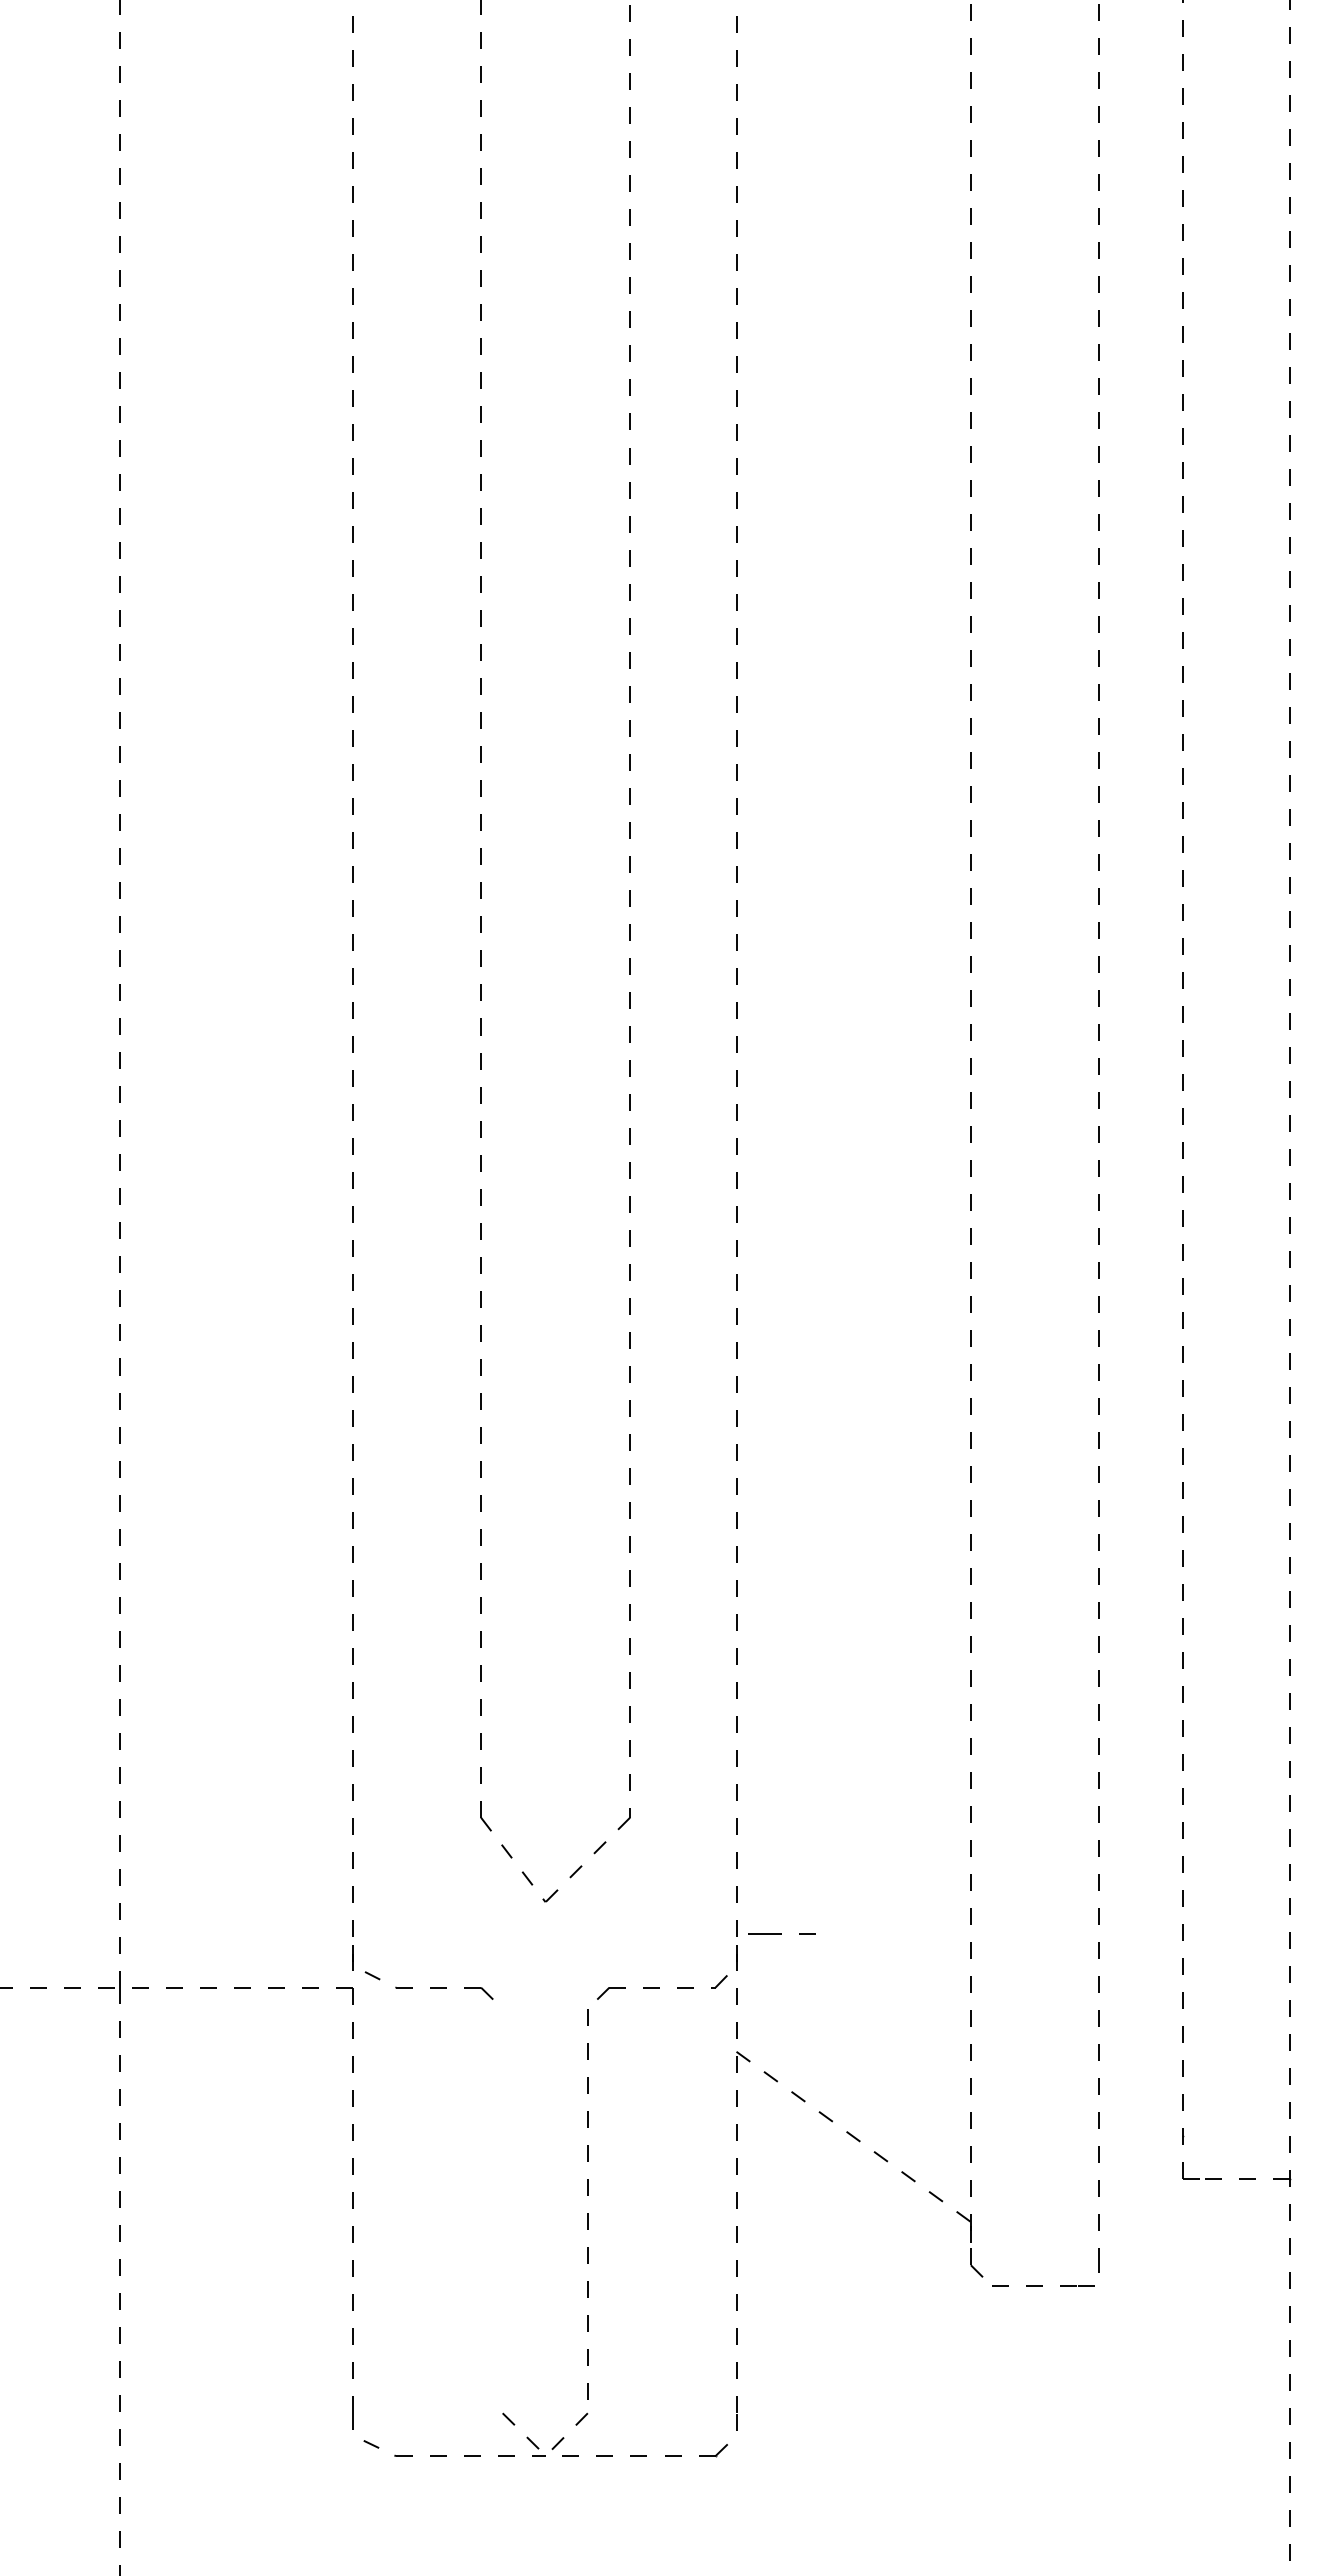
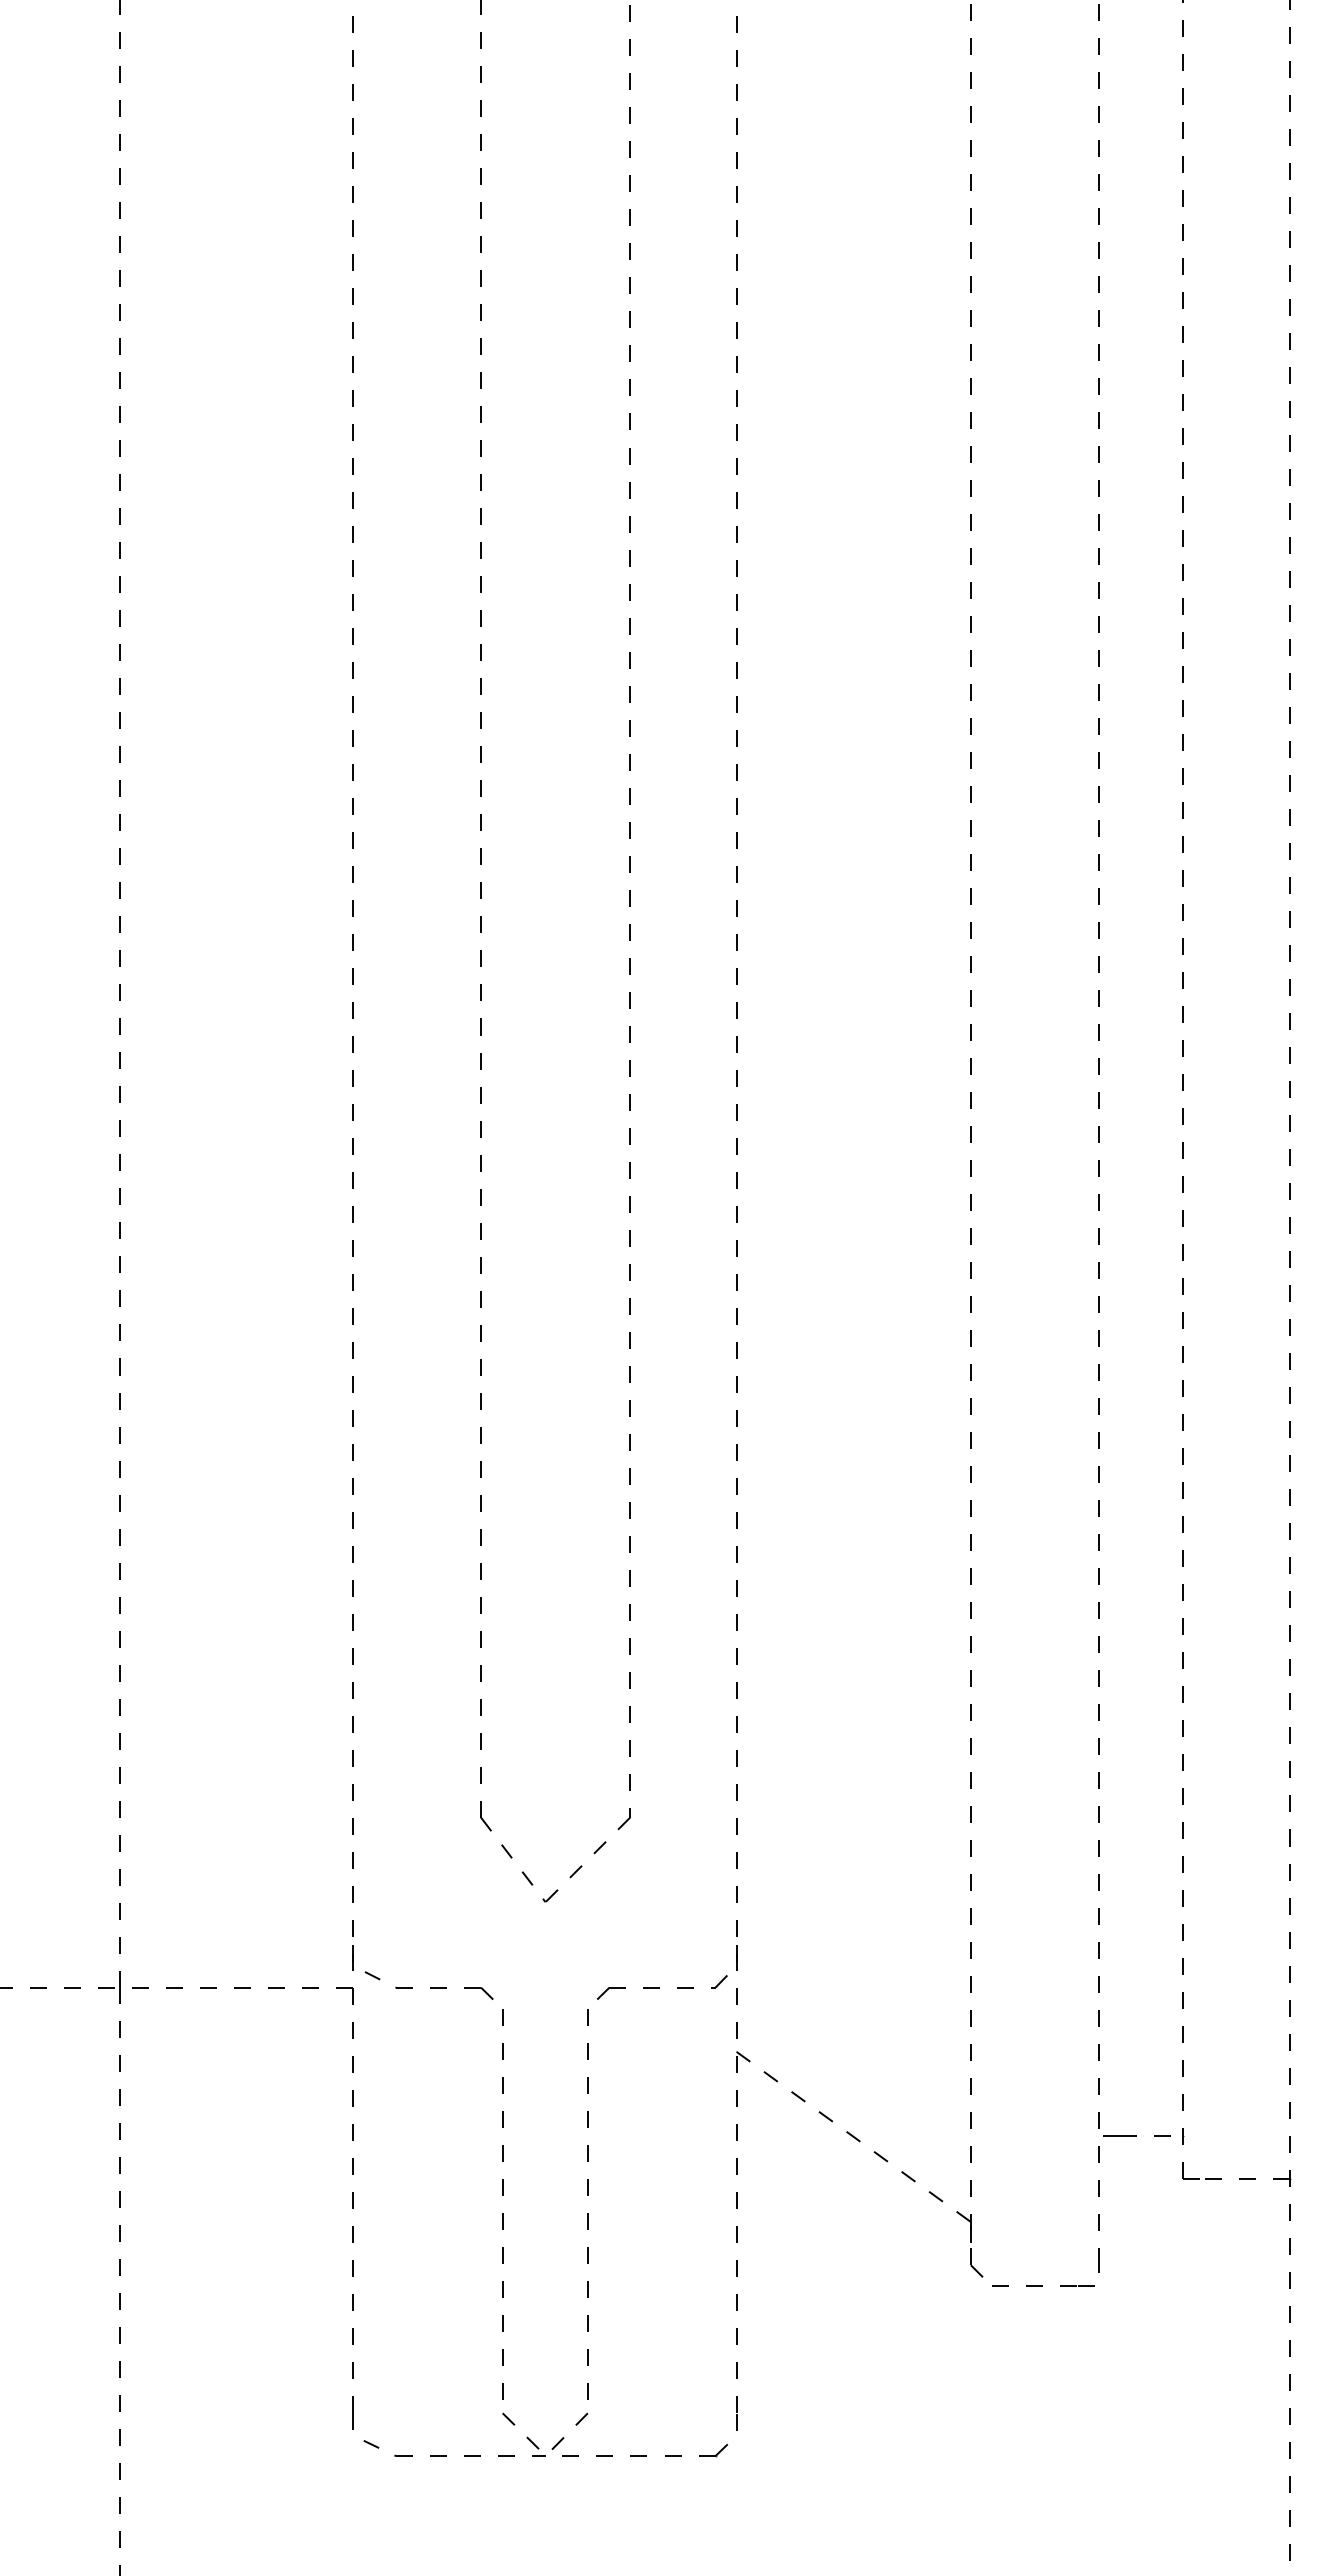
line position: (781, 1933) -> (1136, 2135) (1136, 2135)
line: none -> present (502, 2195)
